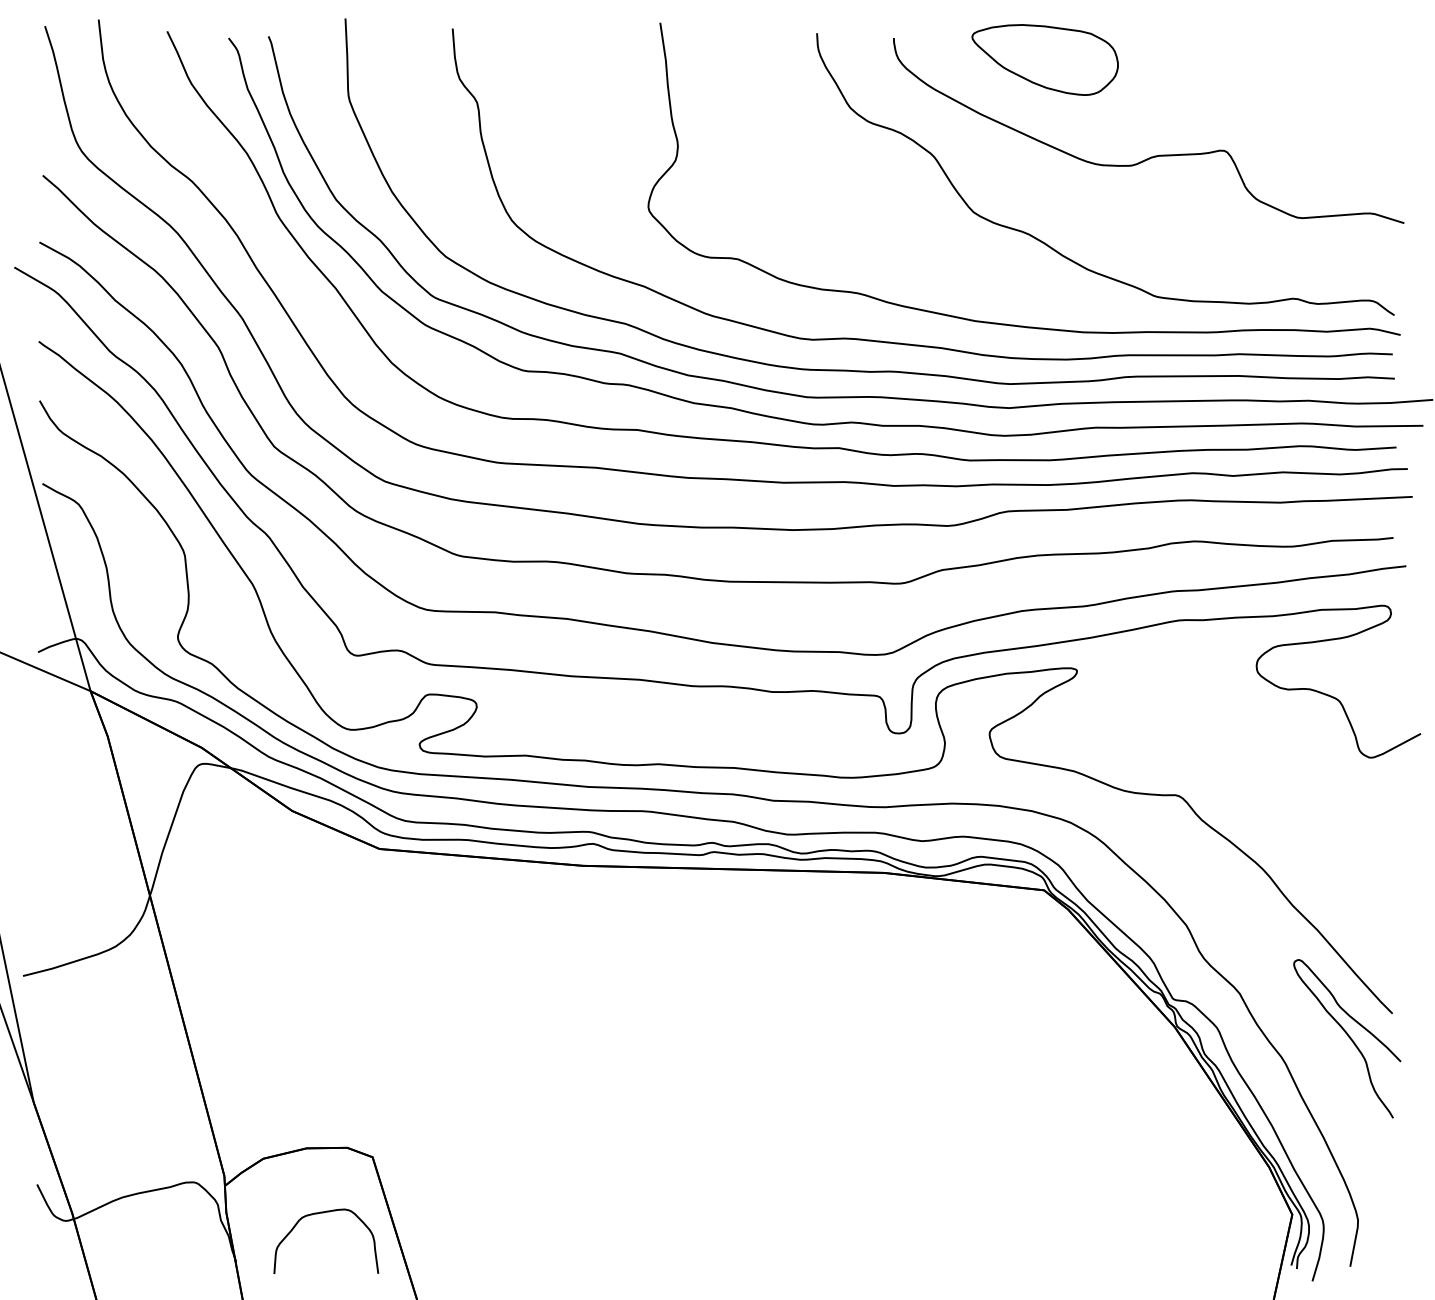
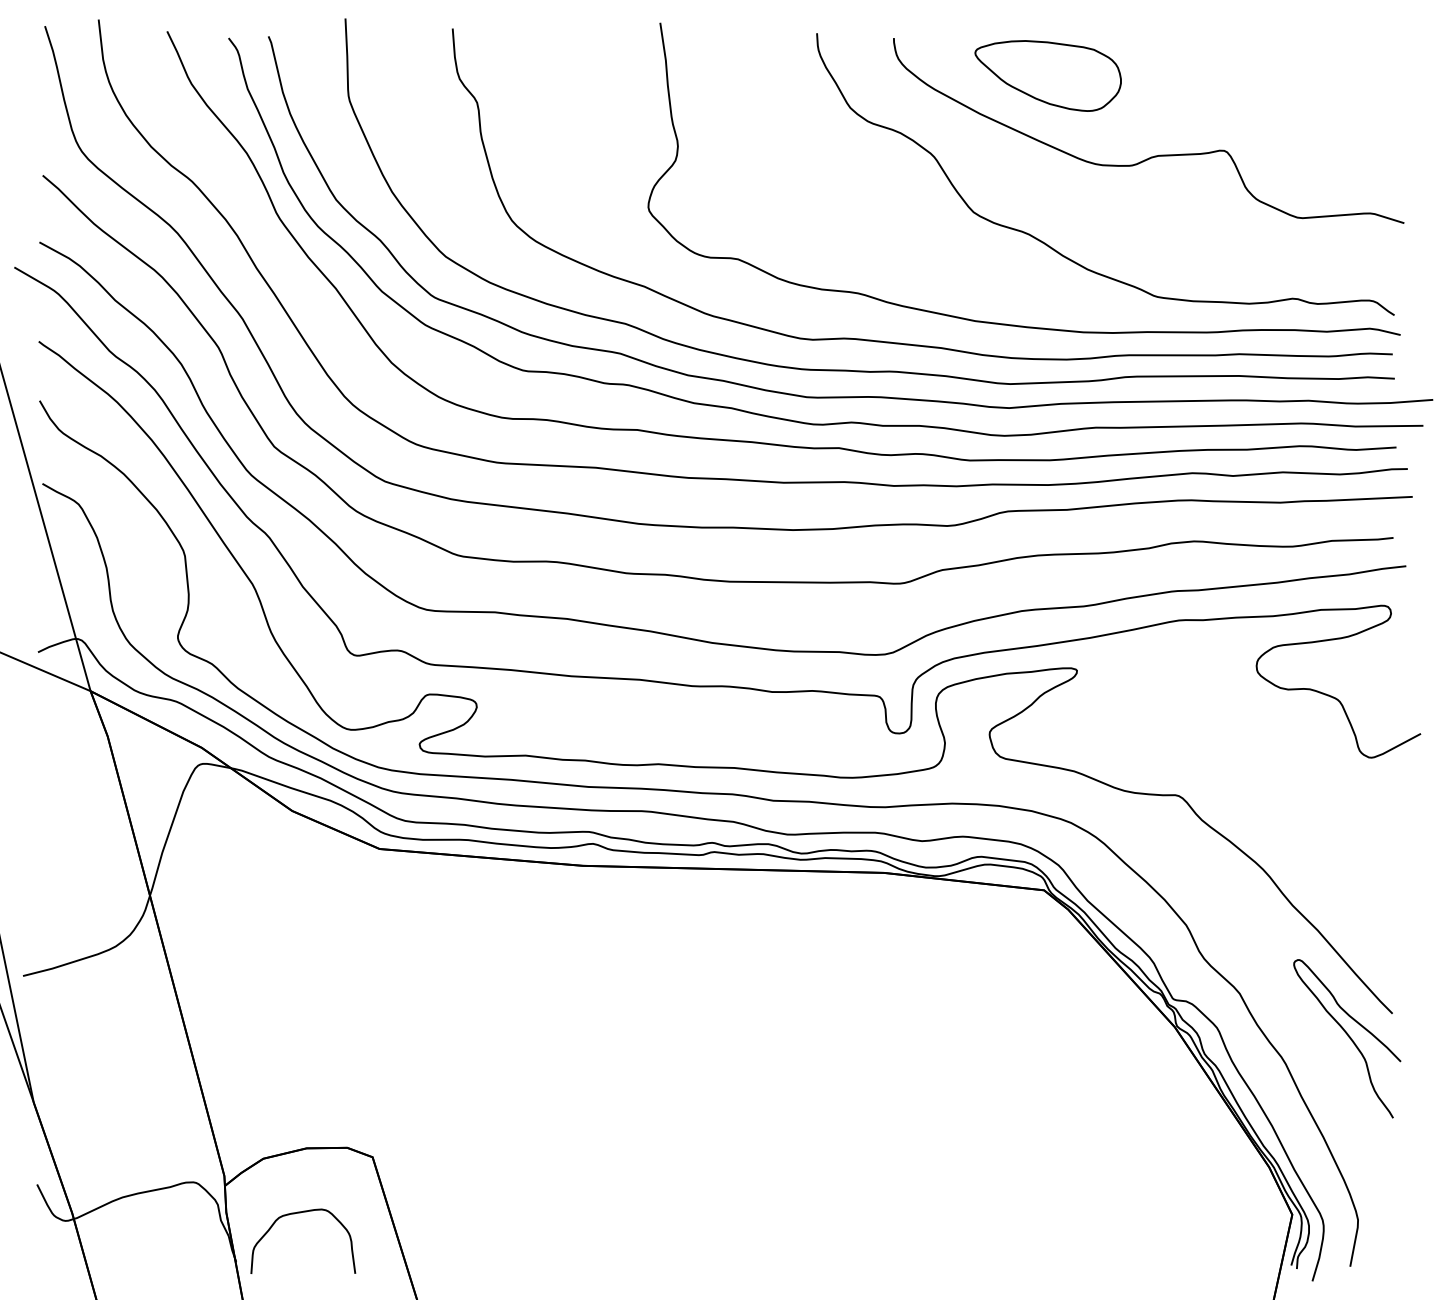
part position: (1044, 59) -> (1047, 75) (1047, 75)
curve position: (323, 1213) -> (300, 1213) (300, 1213)
